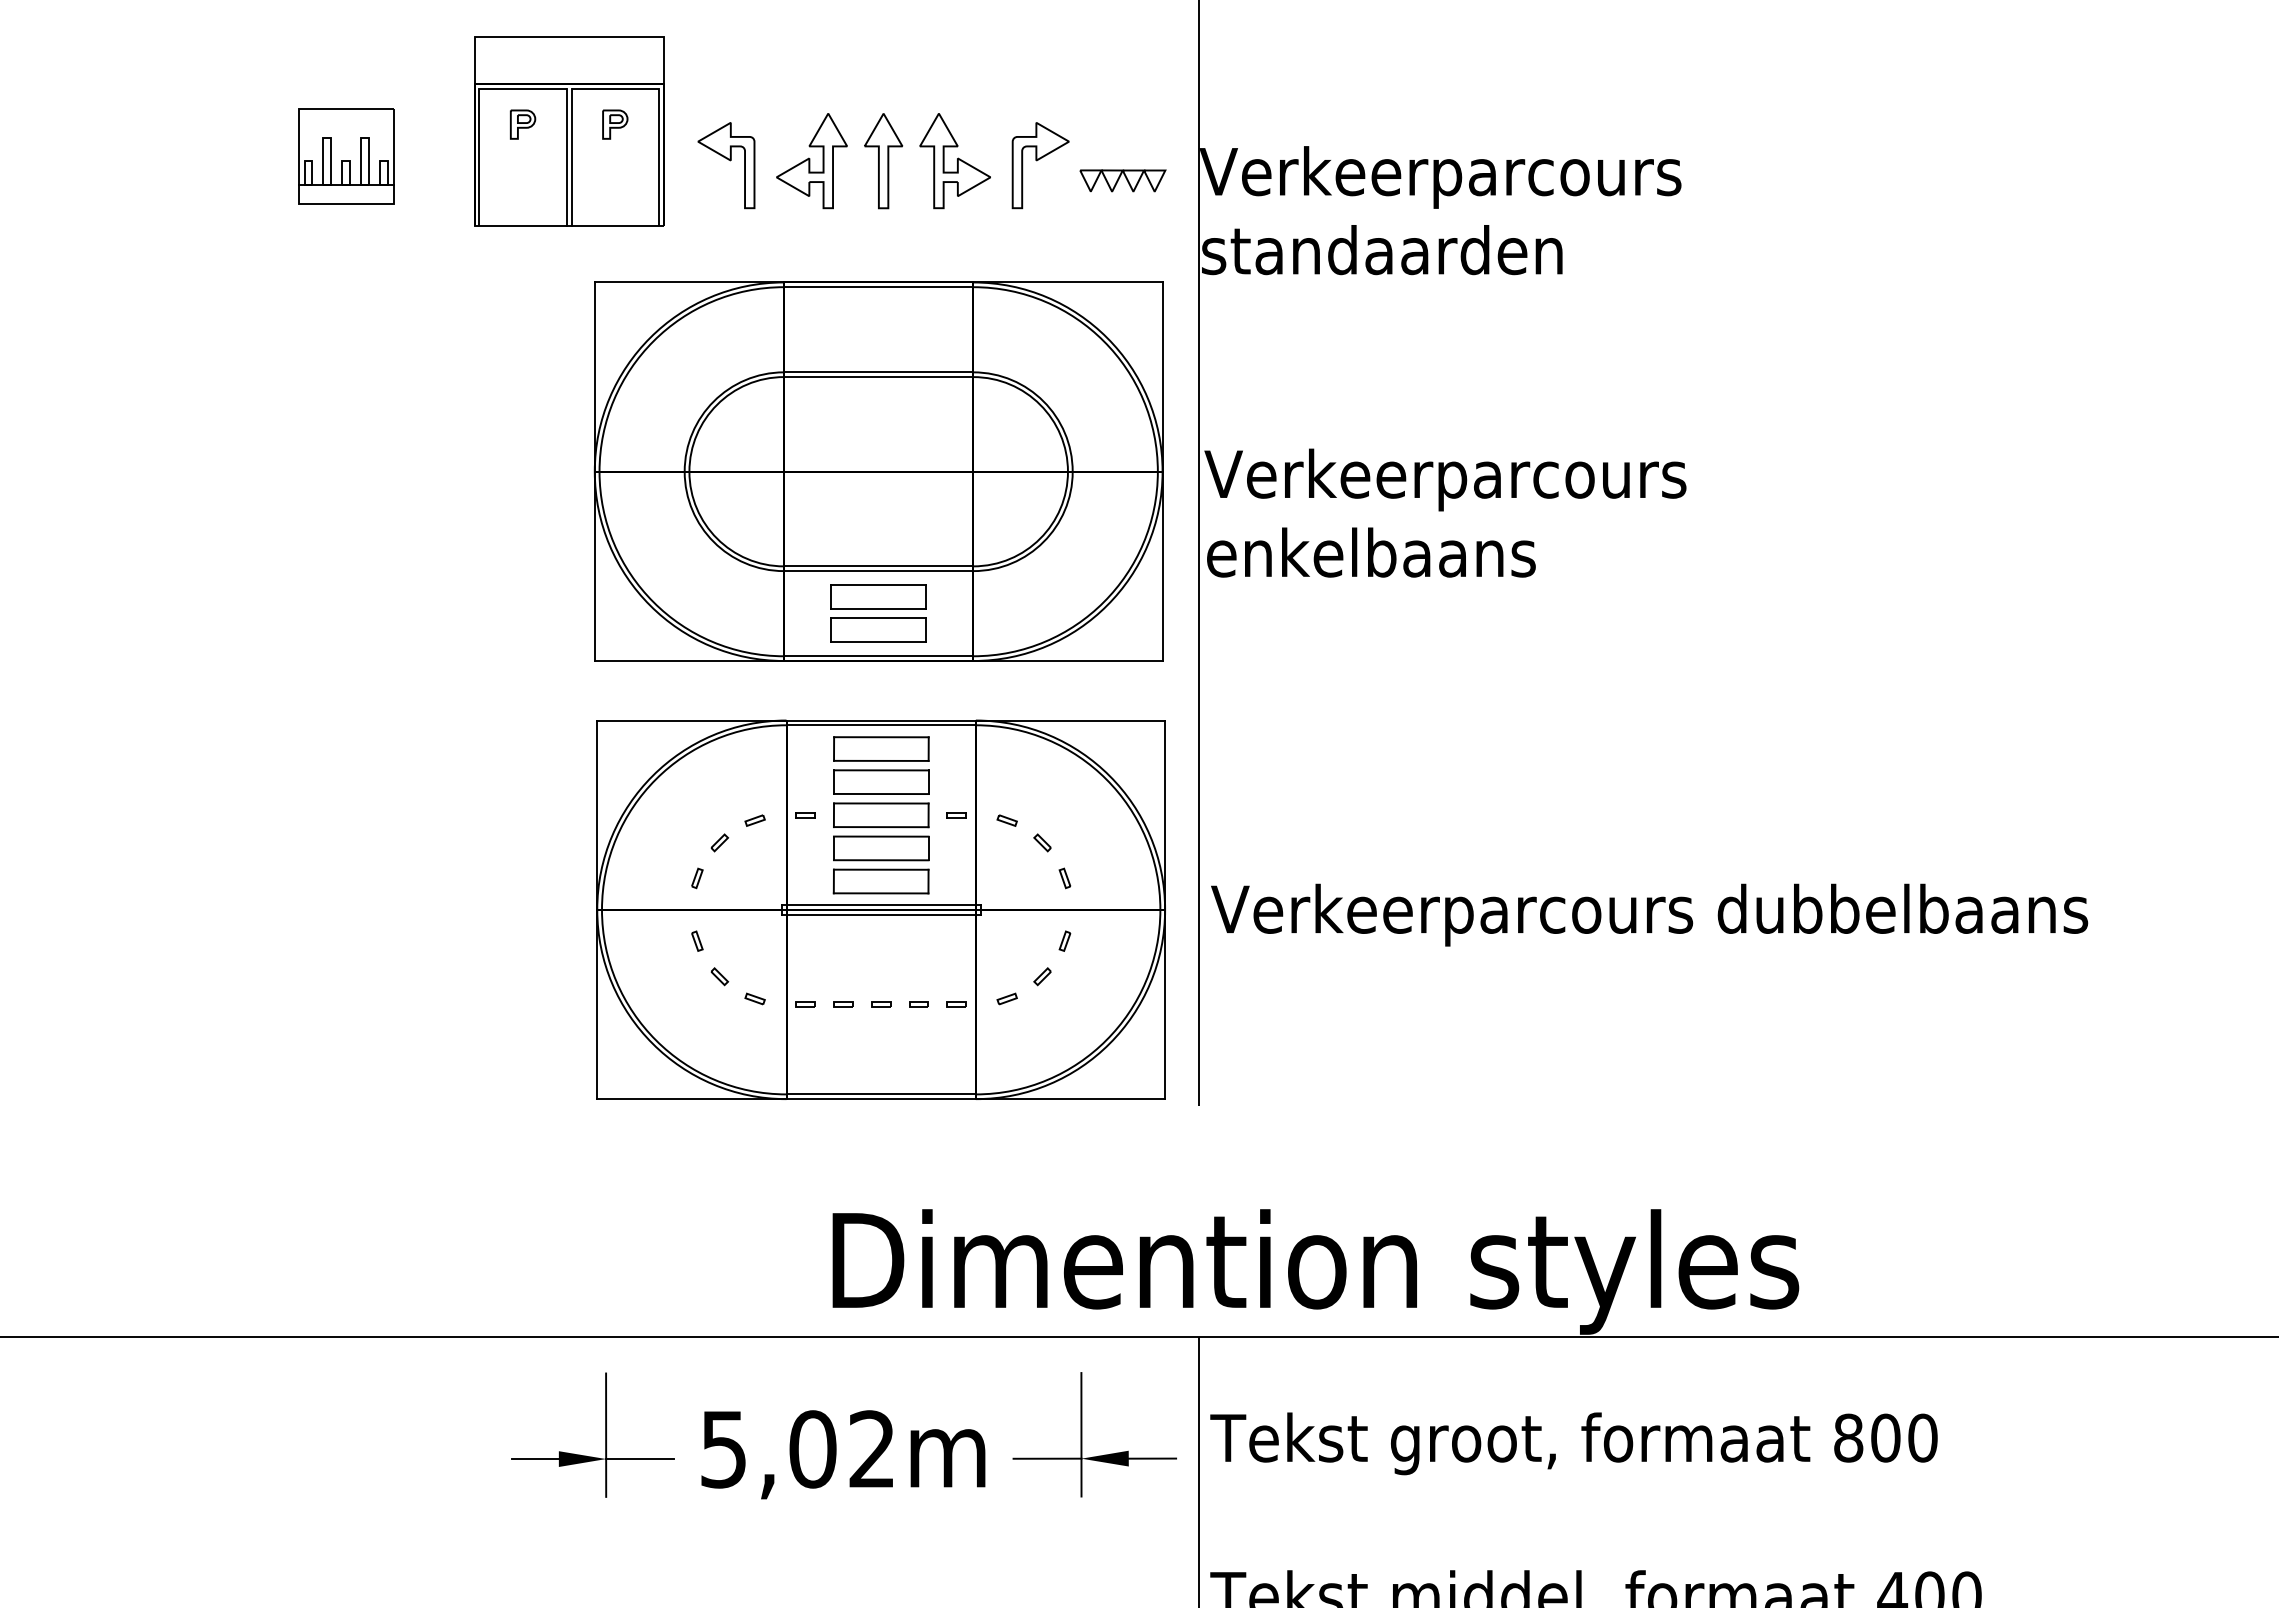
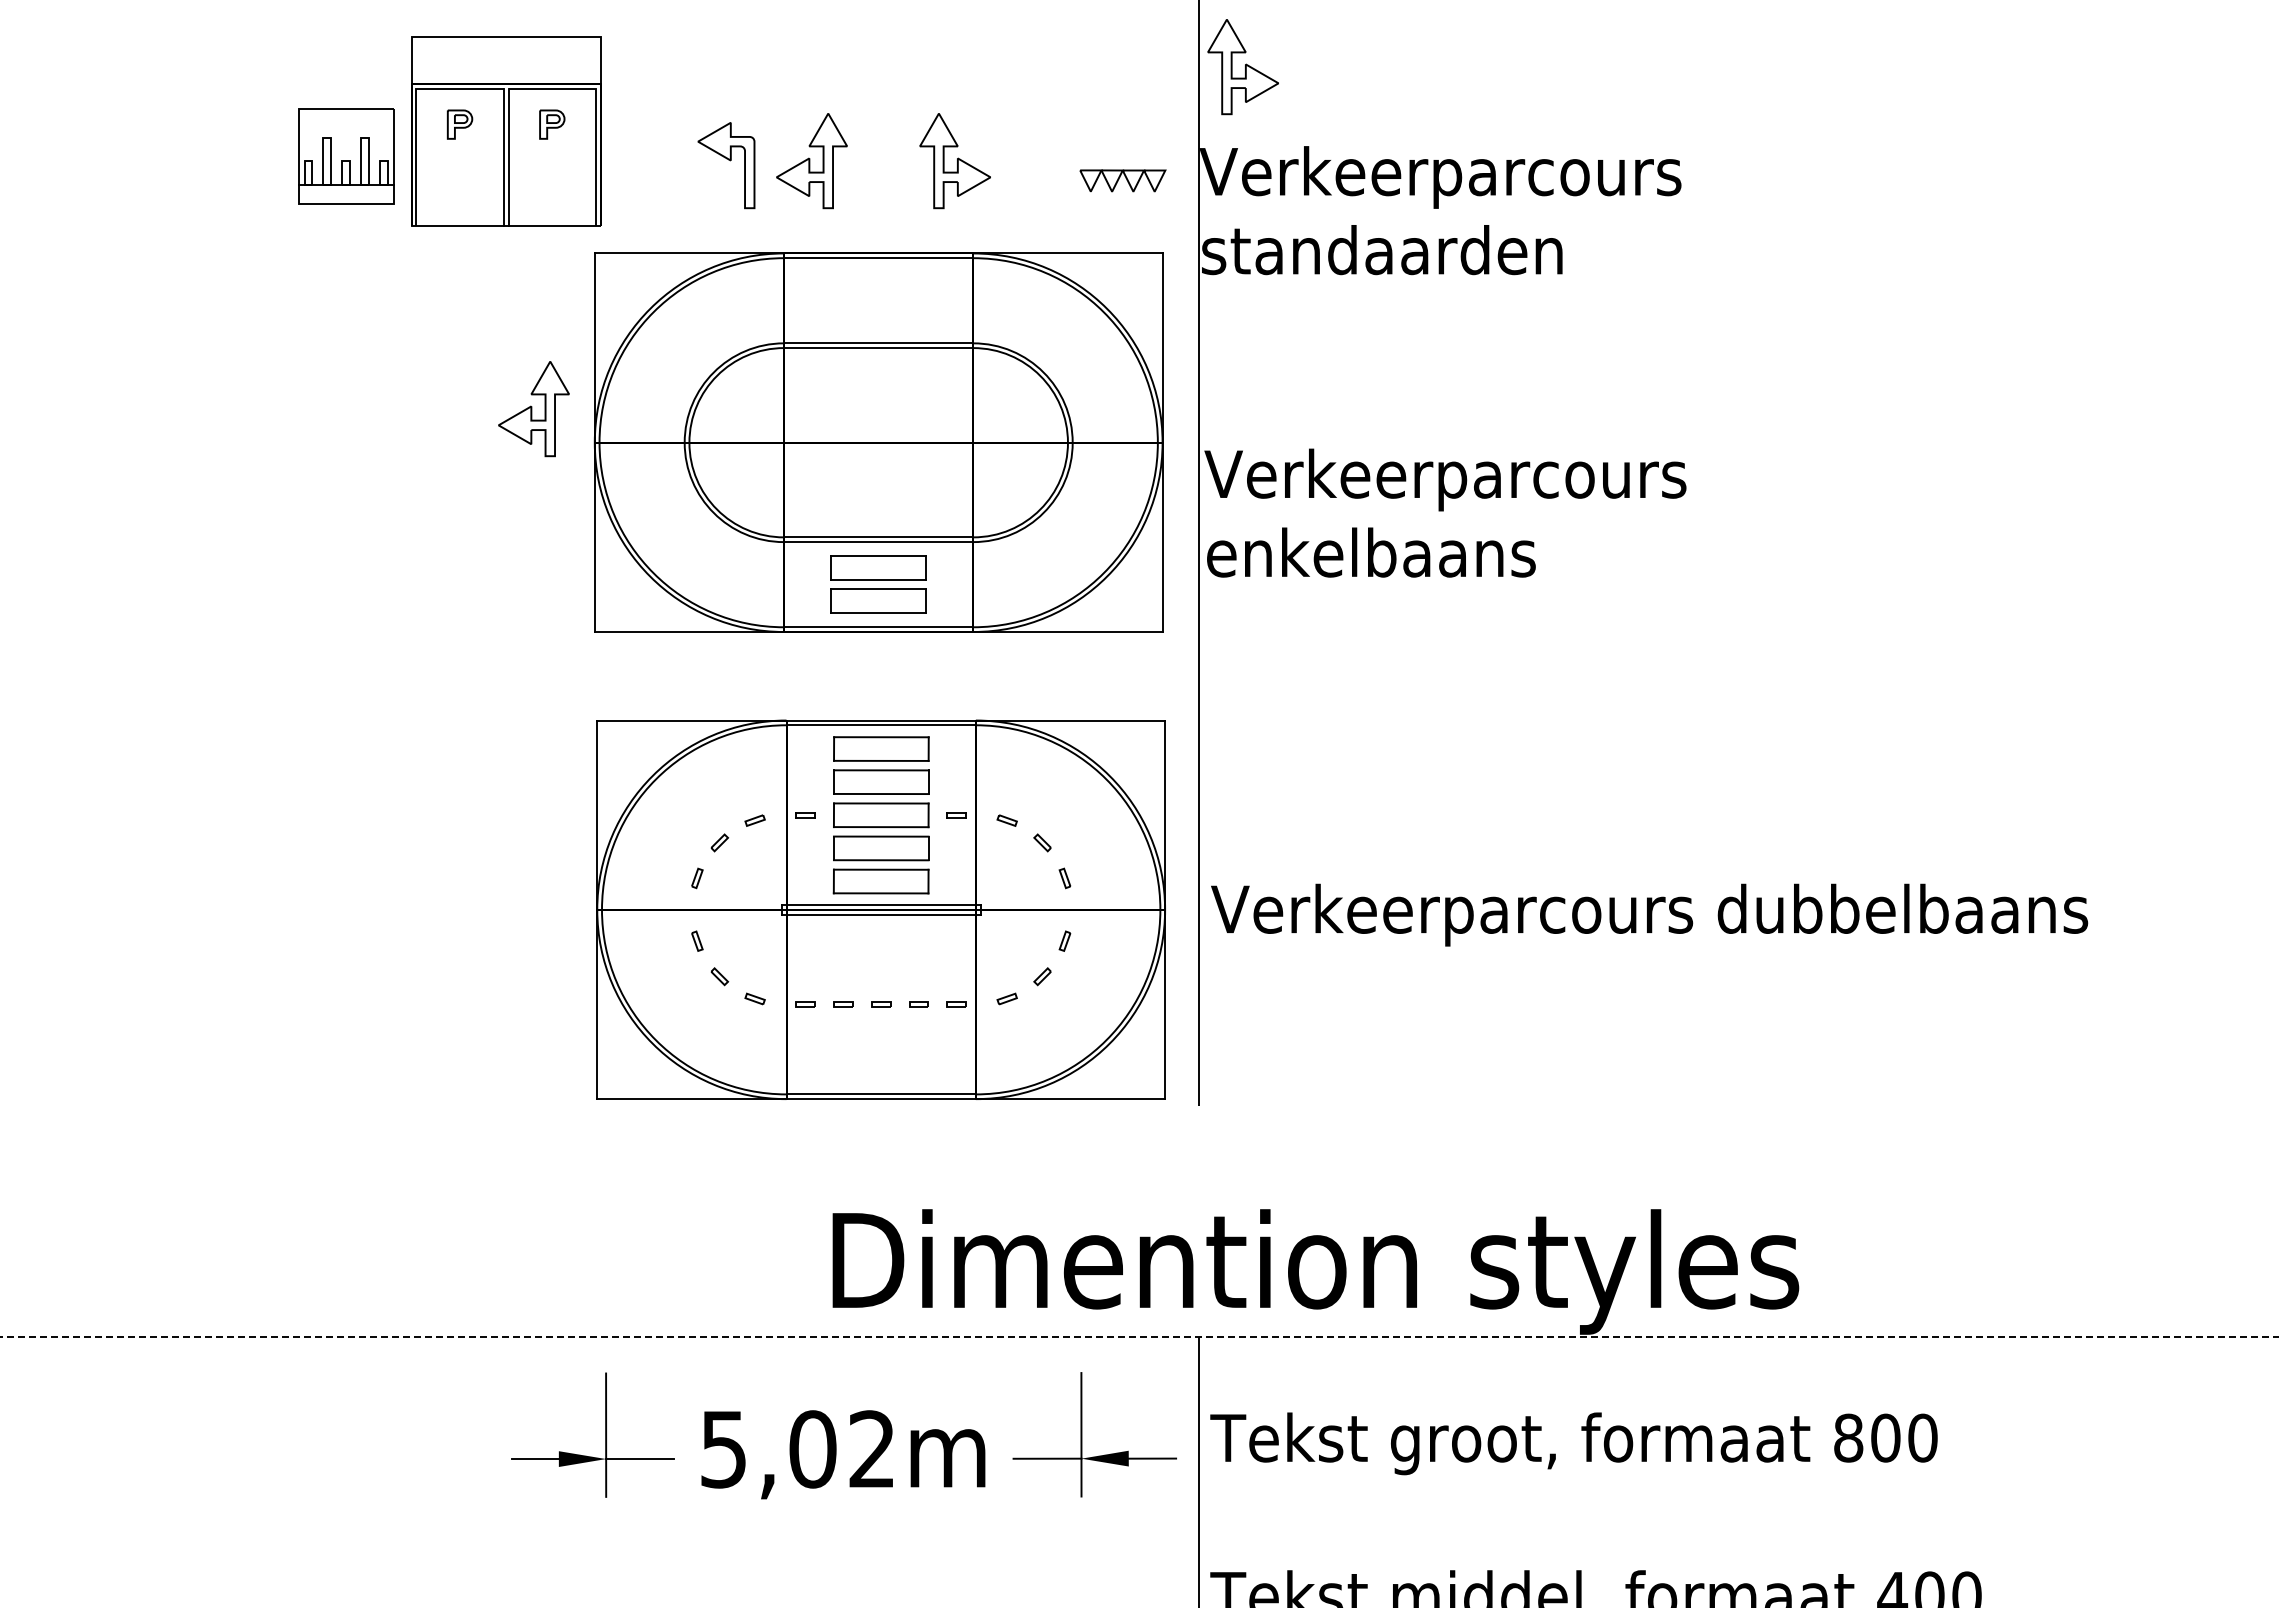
part: none -> present (1242, 67)
part position: (569, 131) -> (506, 131) (506, 131)
part: present -> none (883, 161)
part: present -> none (1040, 165)
part: none -> present (533, 409)
part position: (878, 471) -> (878, 442) (878, 442)
line: solid -> dashed (1139, 1337)
